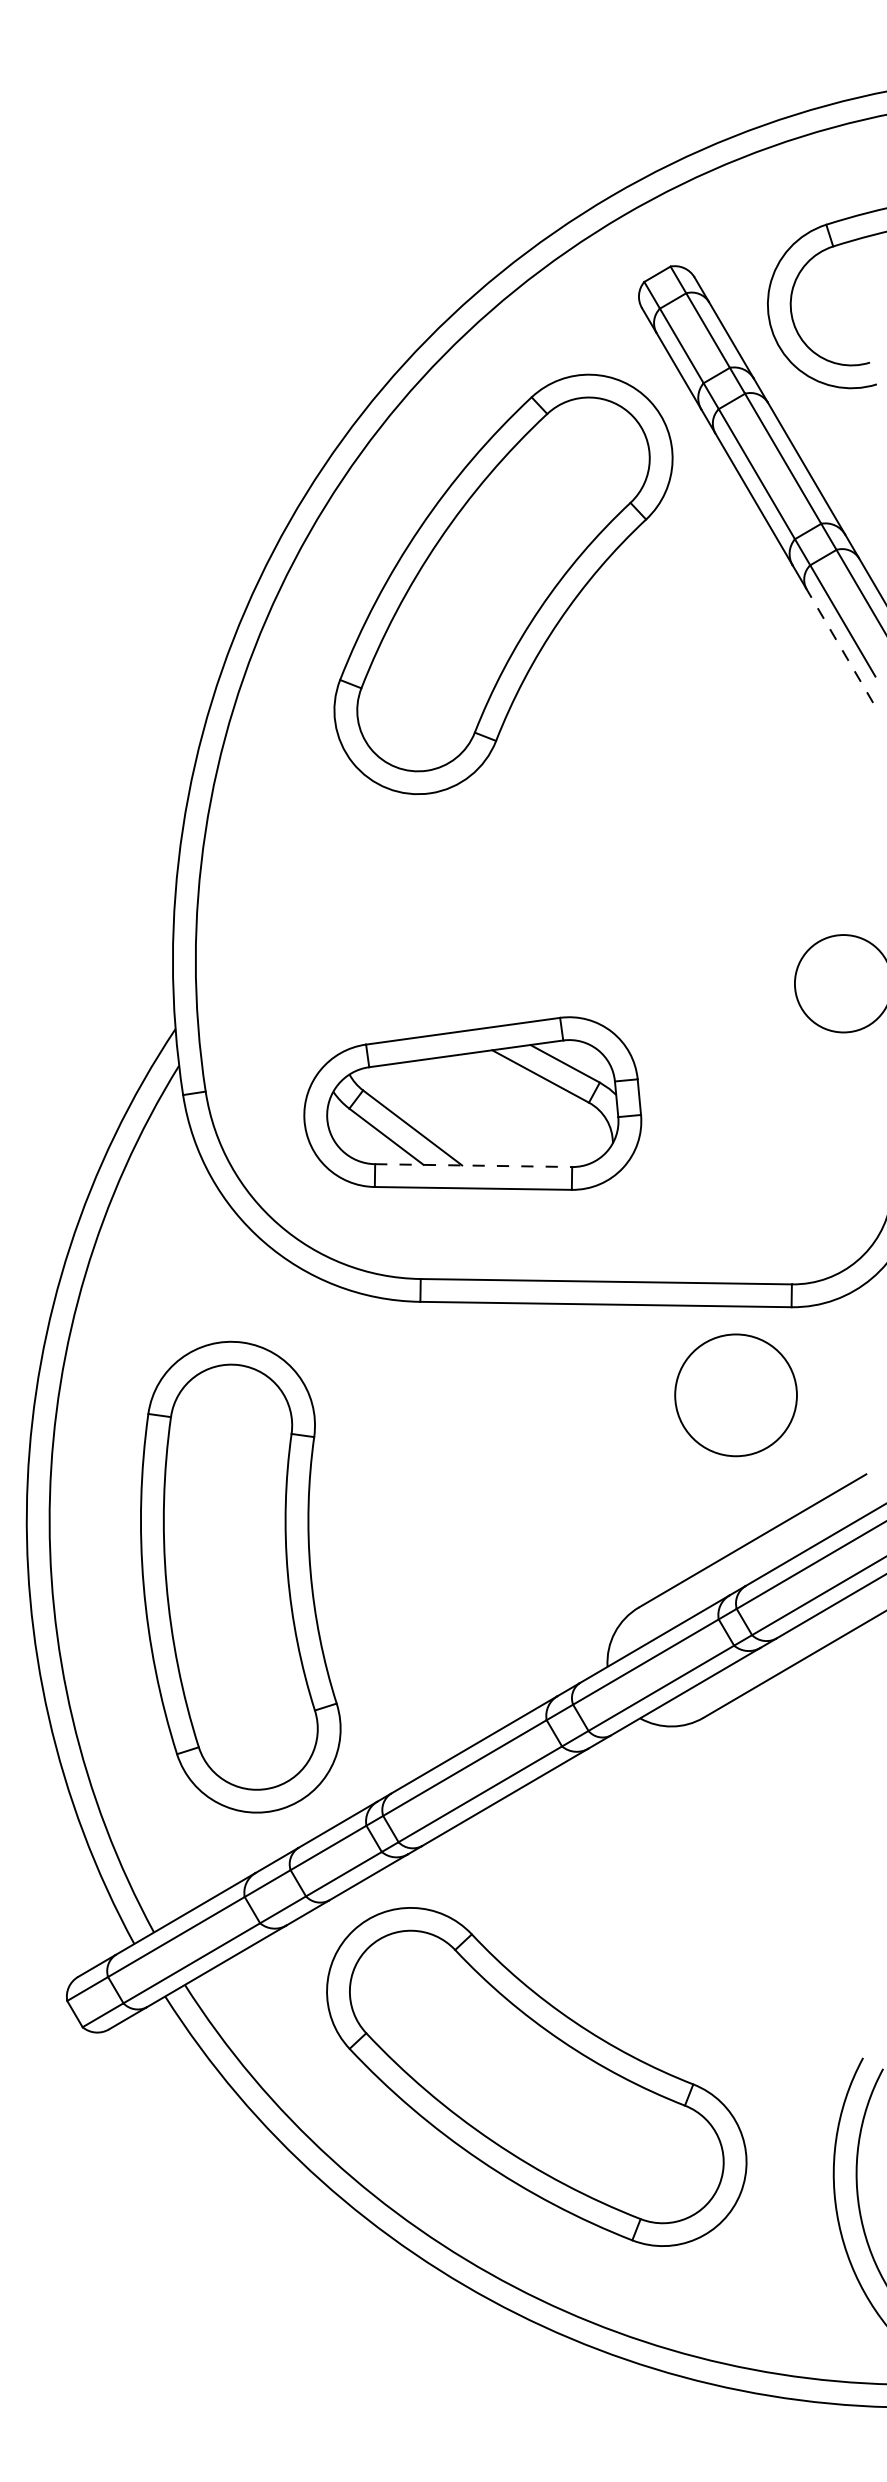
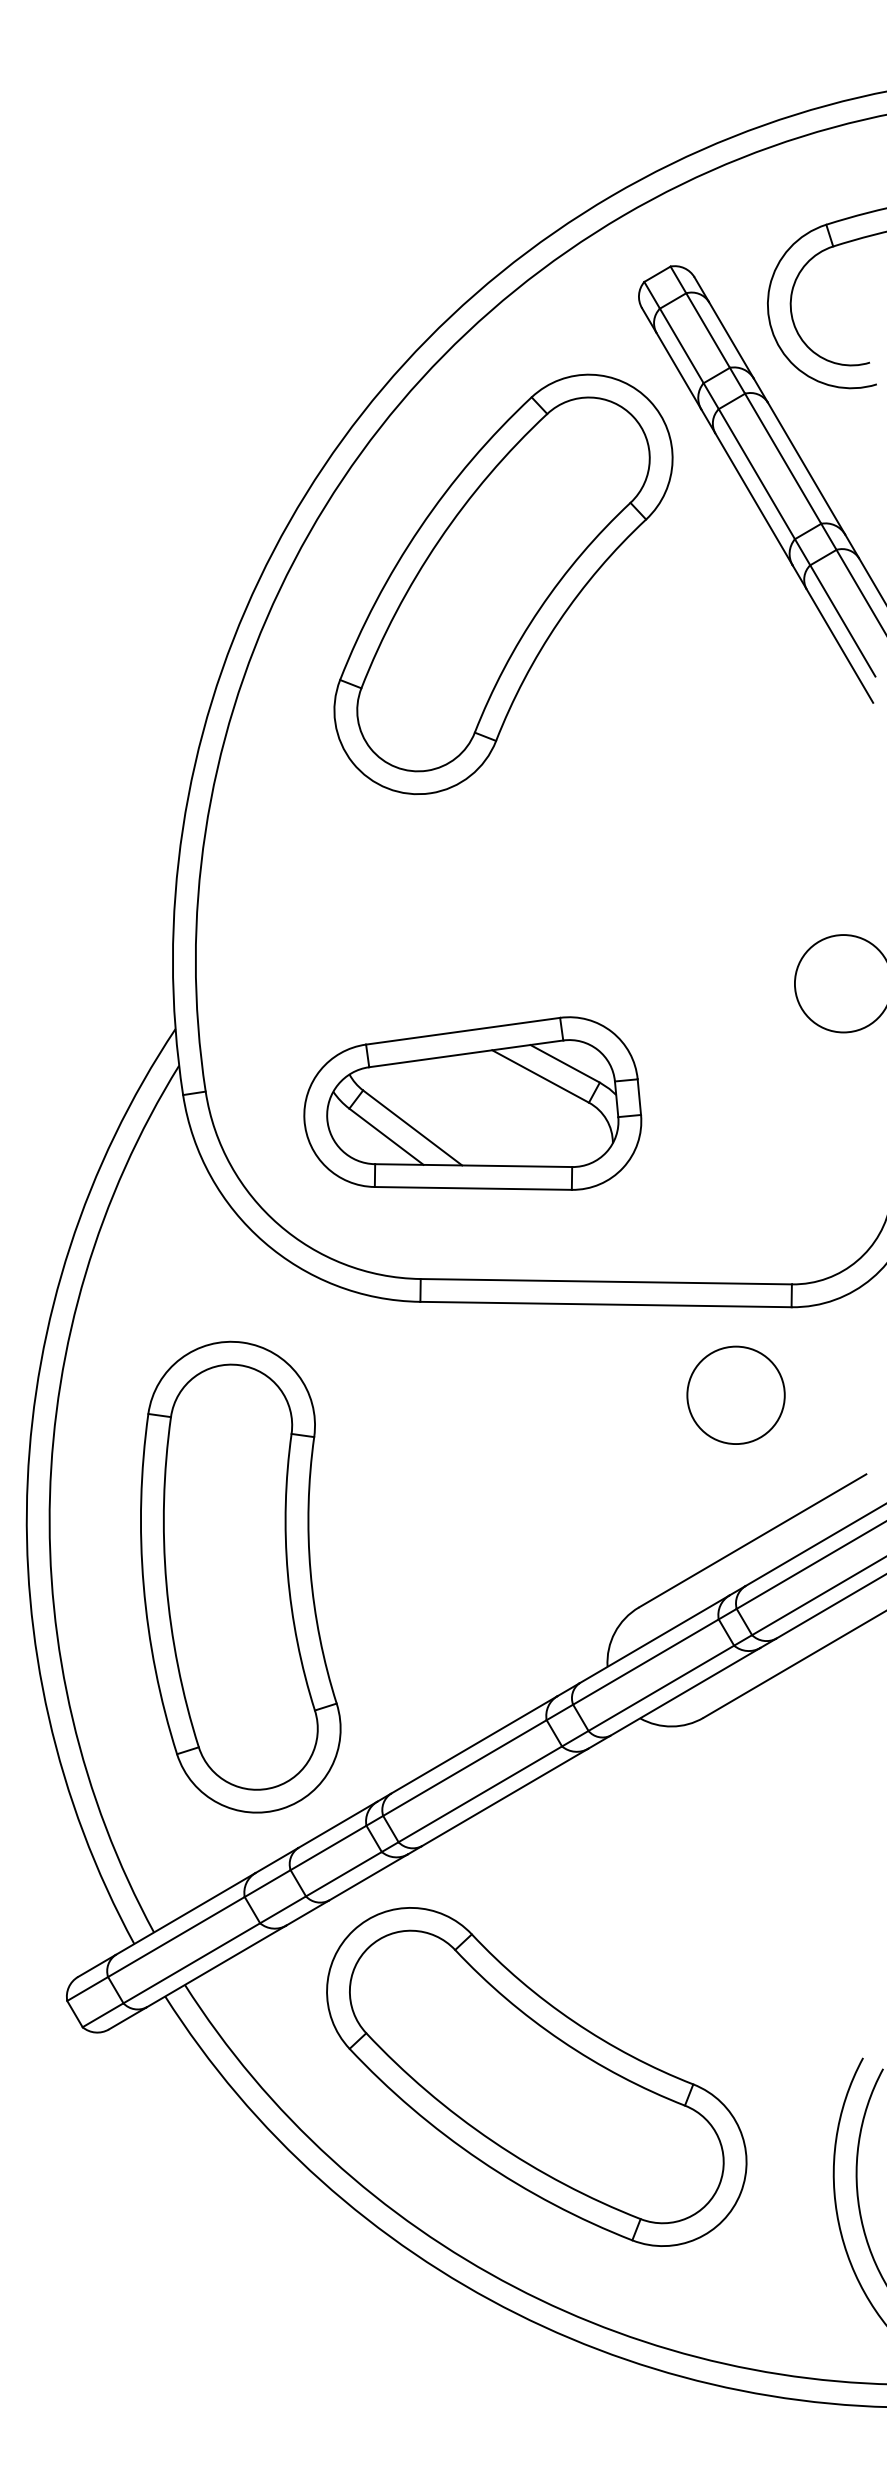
line: dashed -> solid (839, 645)
line: dashed -> solid (473, 1165)
circle diameter: 122 px -> 97 px (735, 1395)
